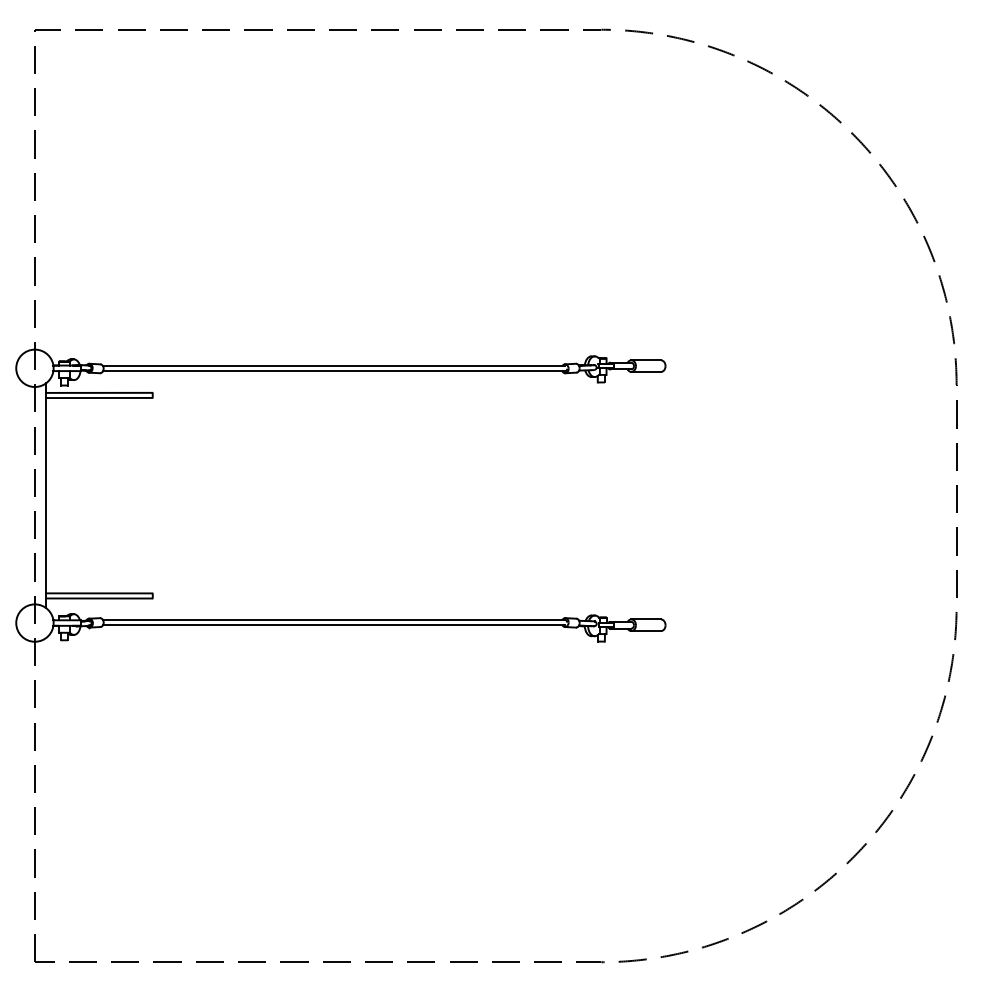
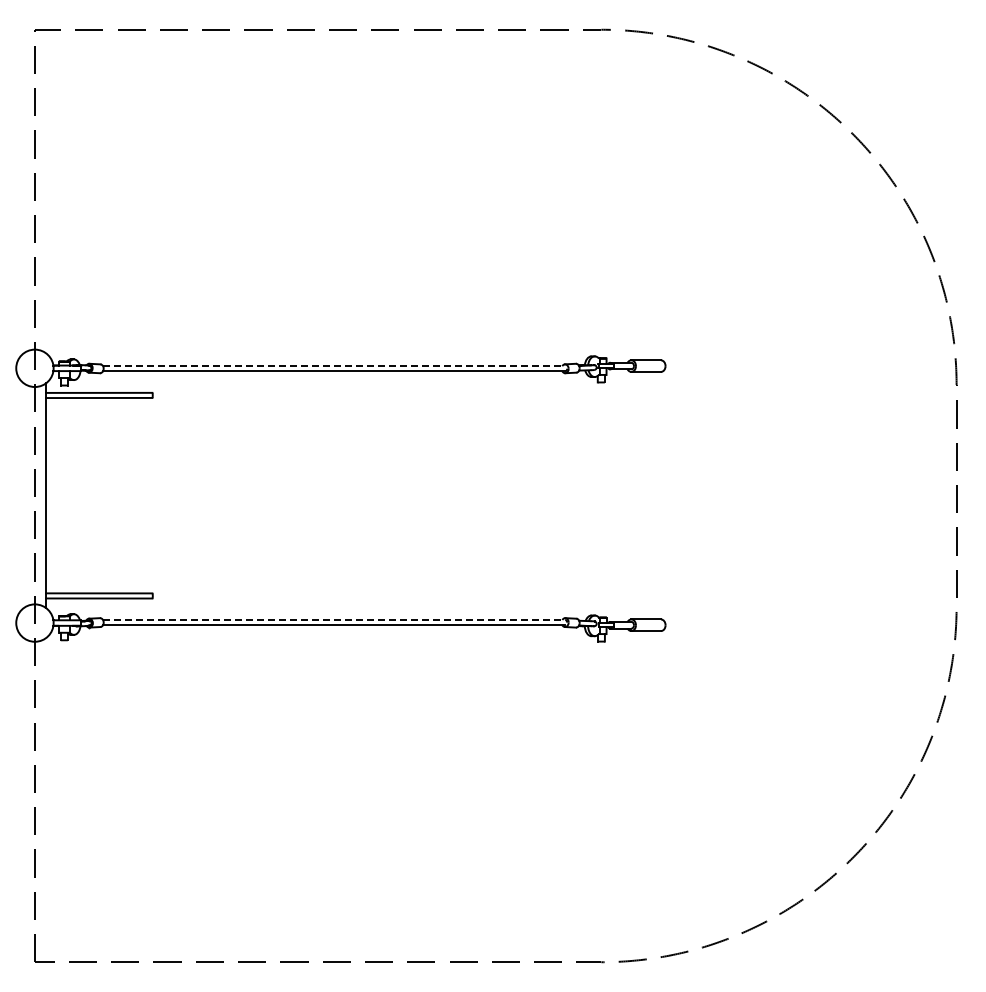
line: solid -> dashed (334, 366)
line: solid -> dashed (334, 620)
